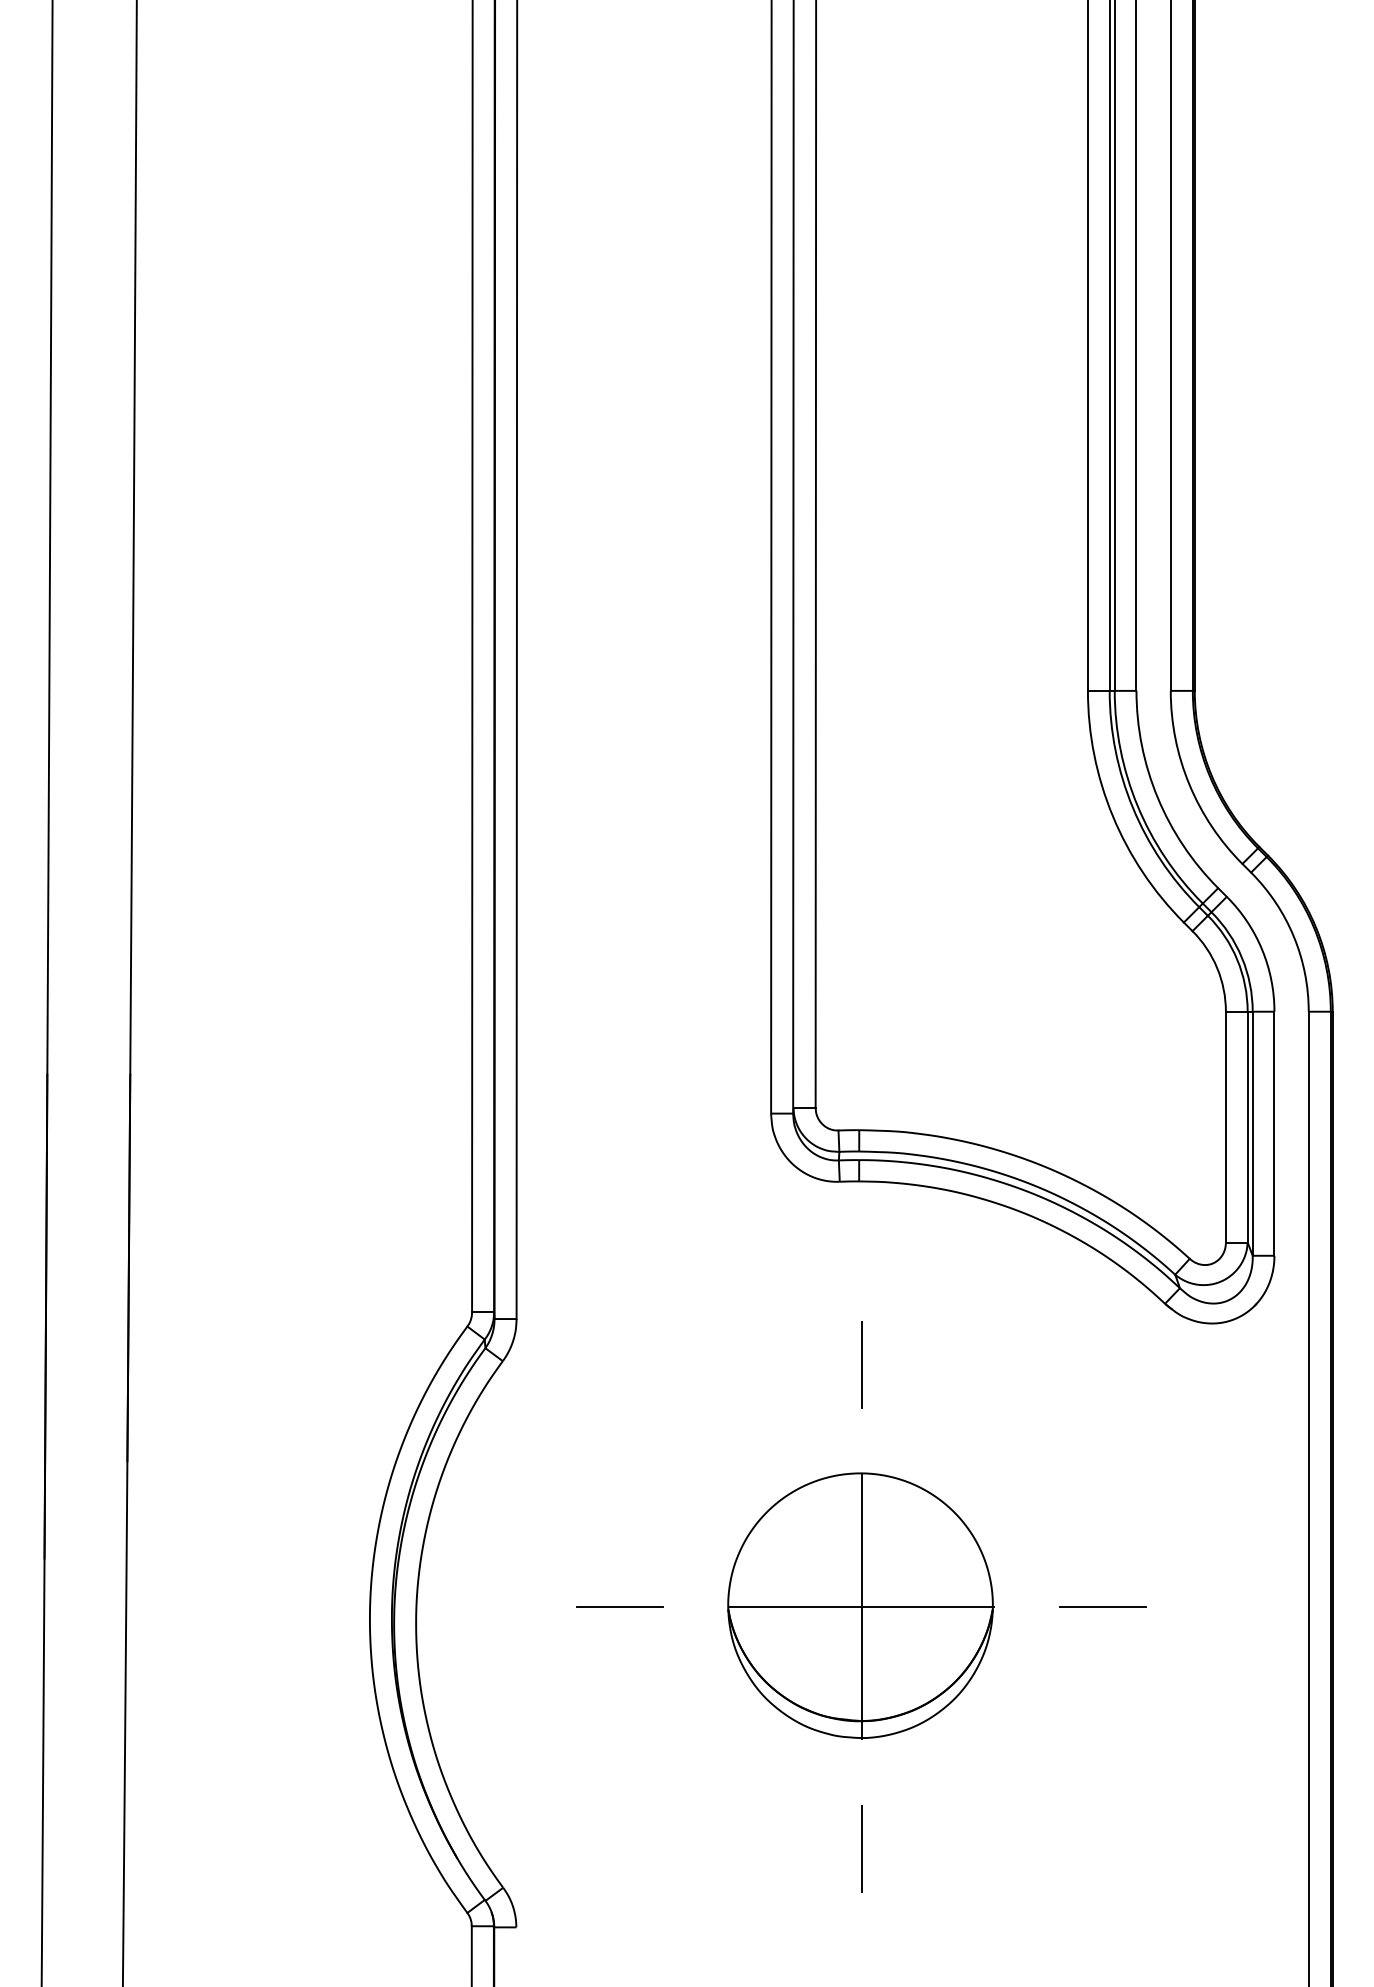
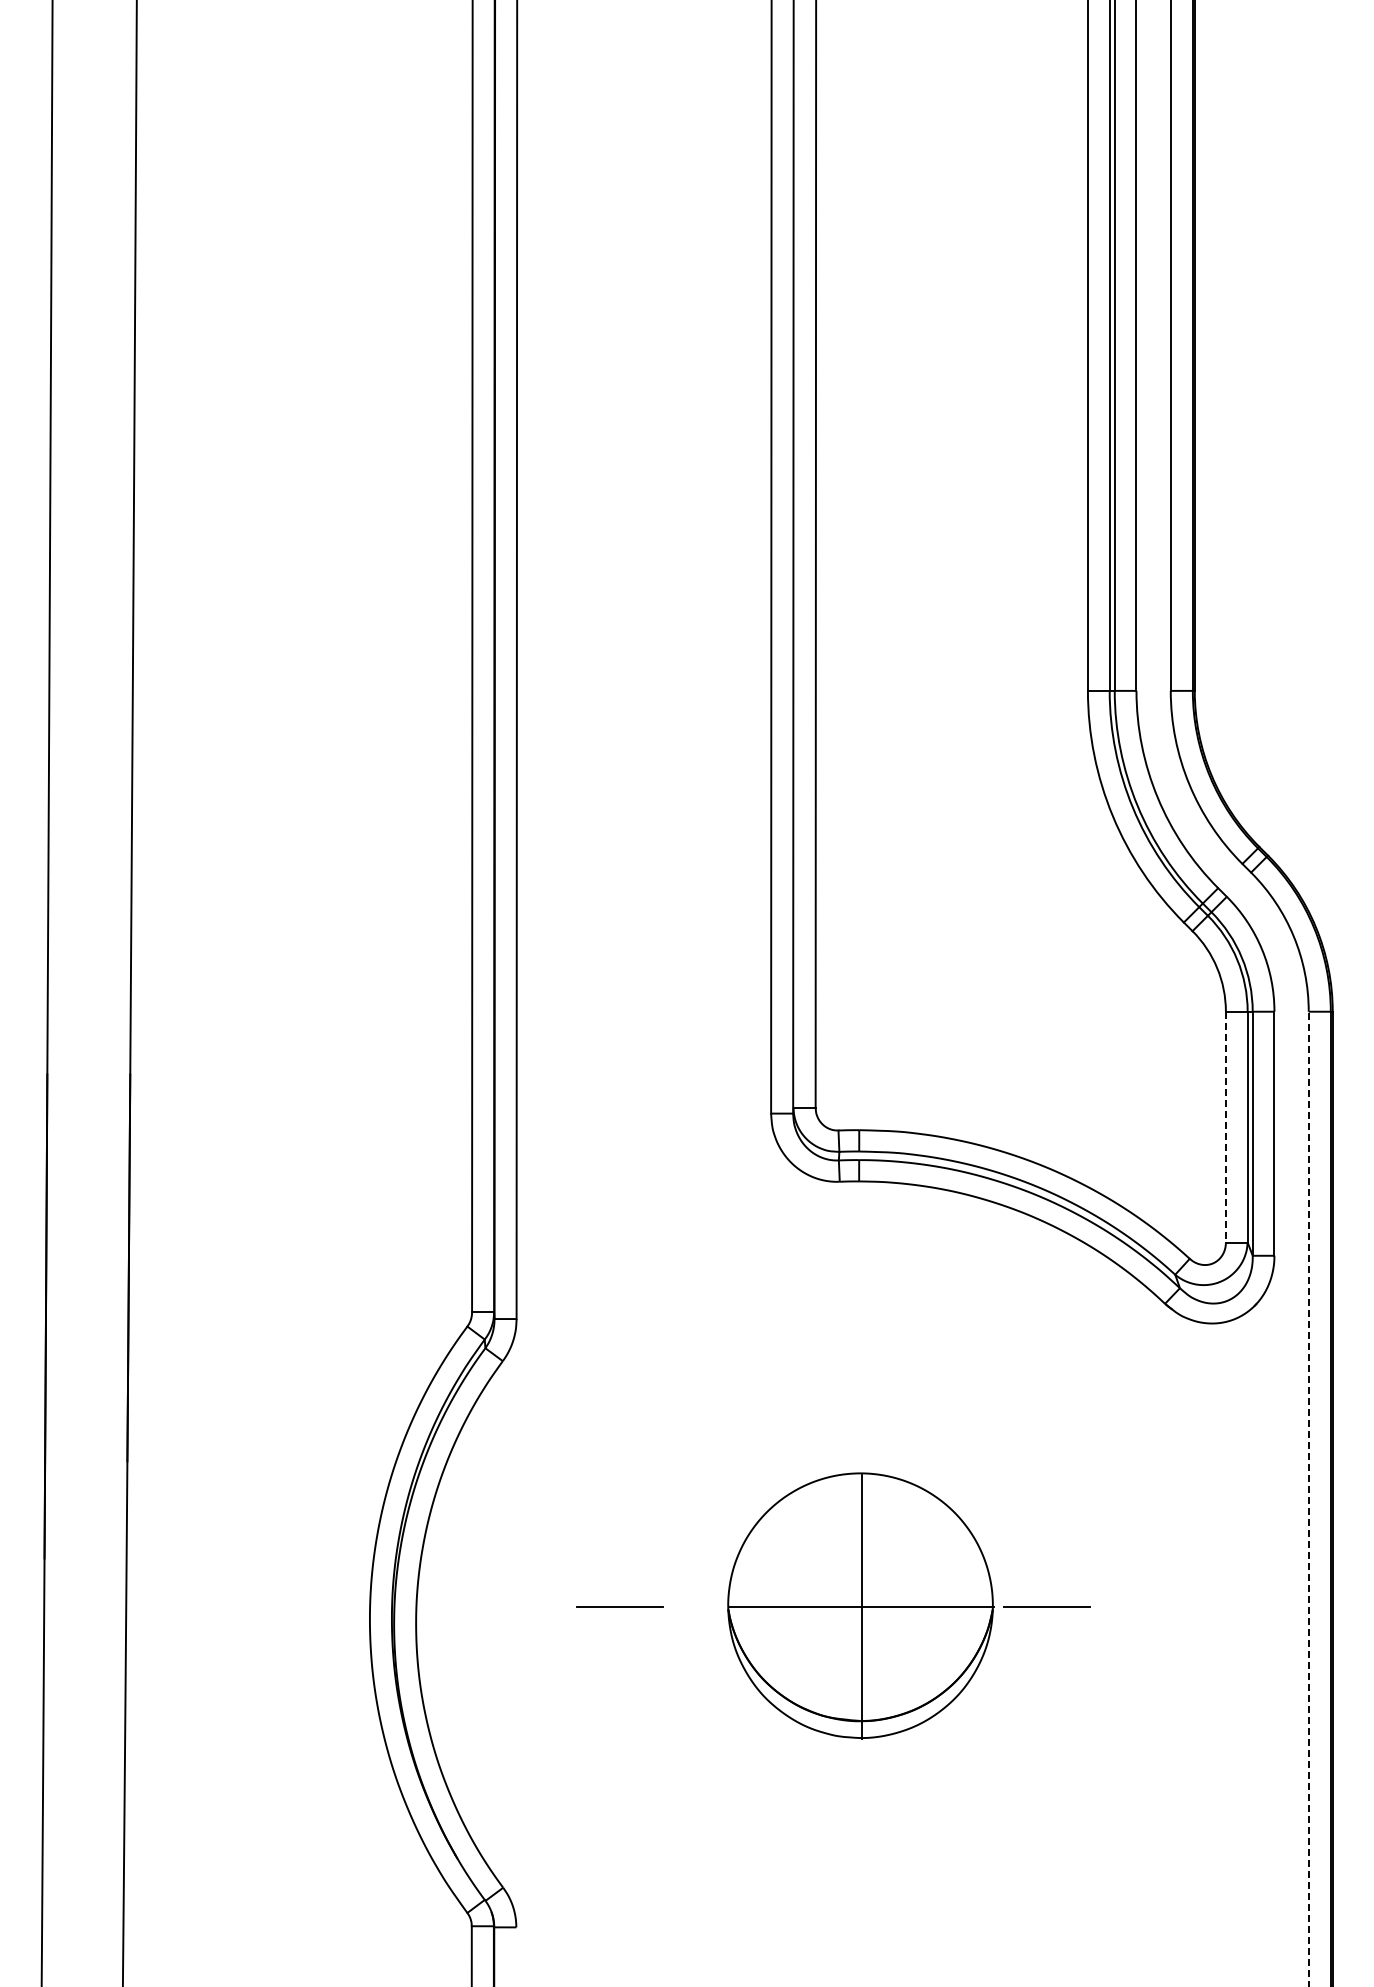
line: solid -> dashed (1225, 1127)
line: present -> none (861, 1365)
line: solid -> dashed (1308, 1498)
line position: (1102, 1606) -> (1046, 1606) (1046, 1606)
line: present -> none (861, 1848)
